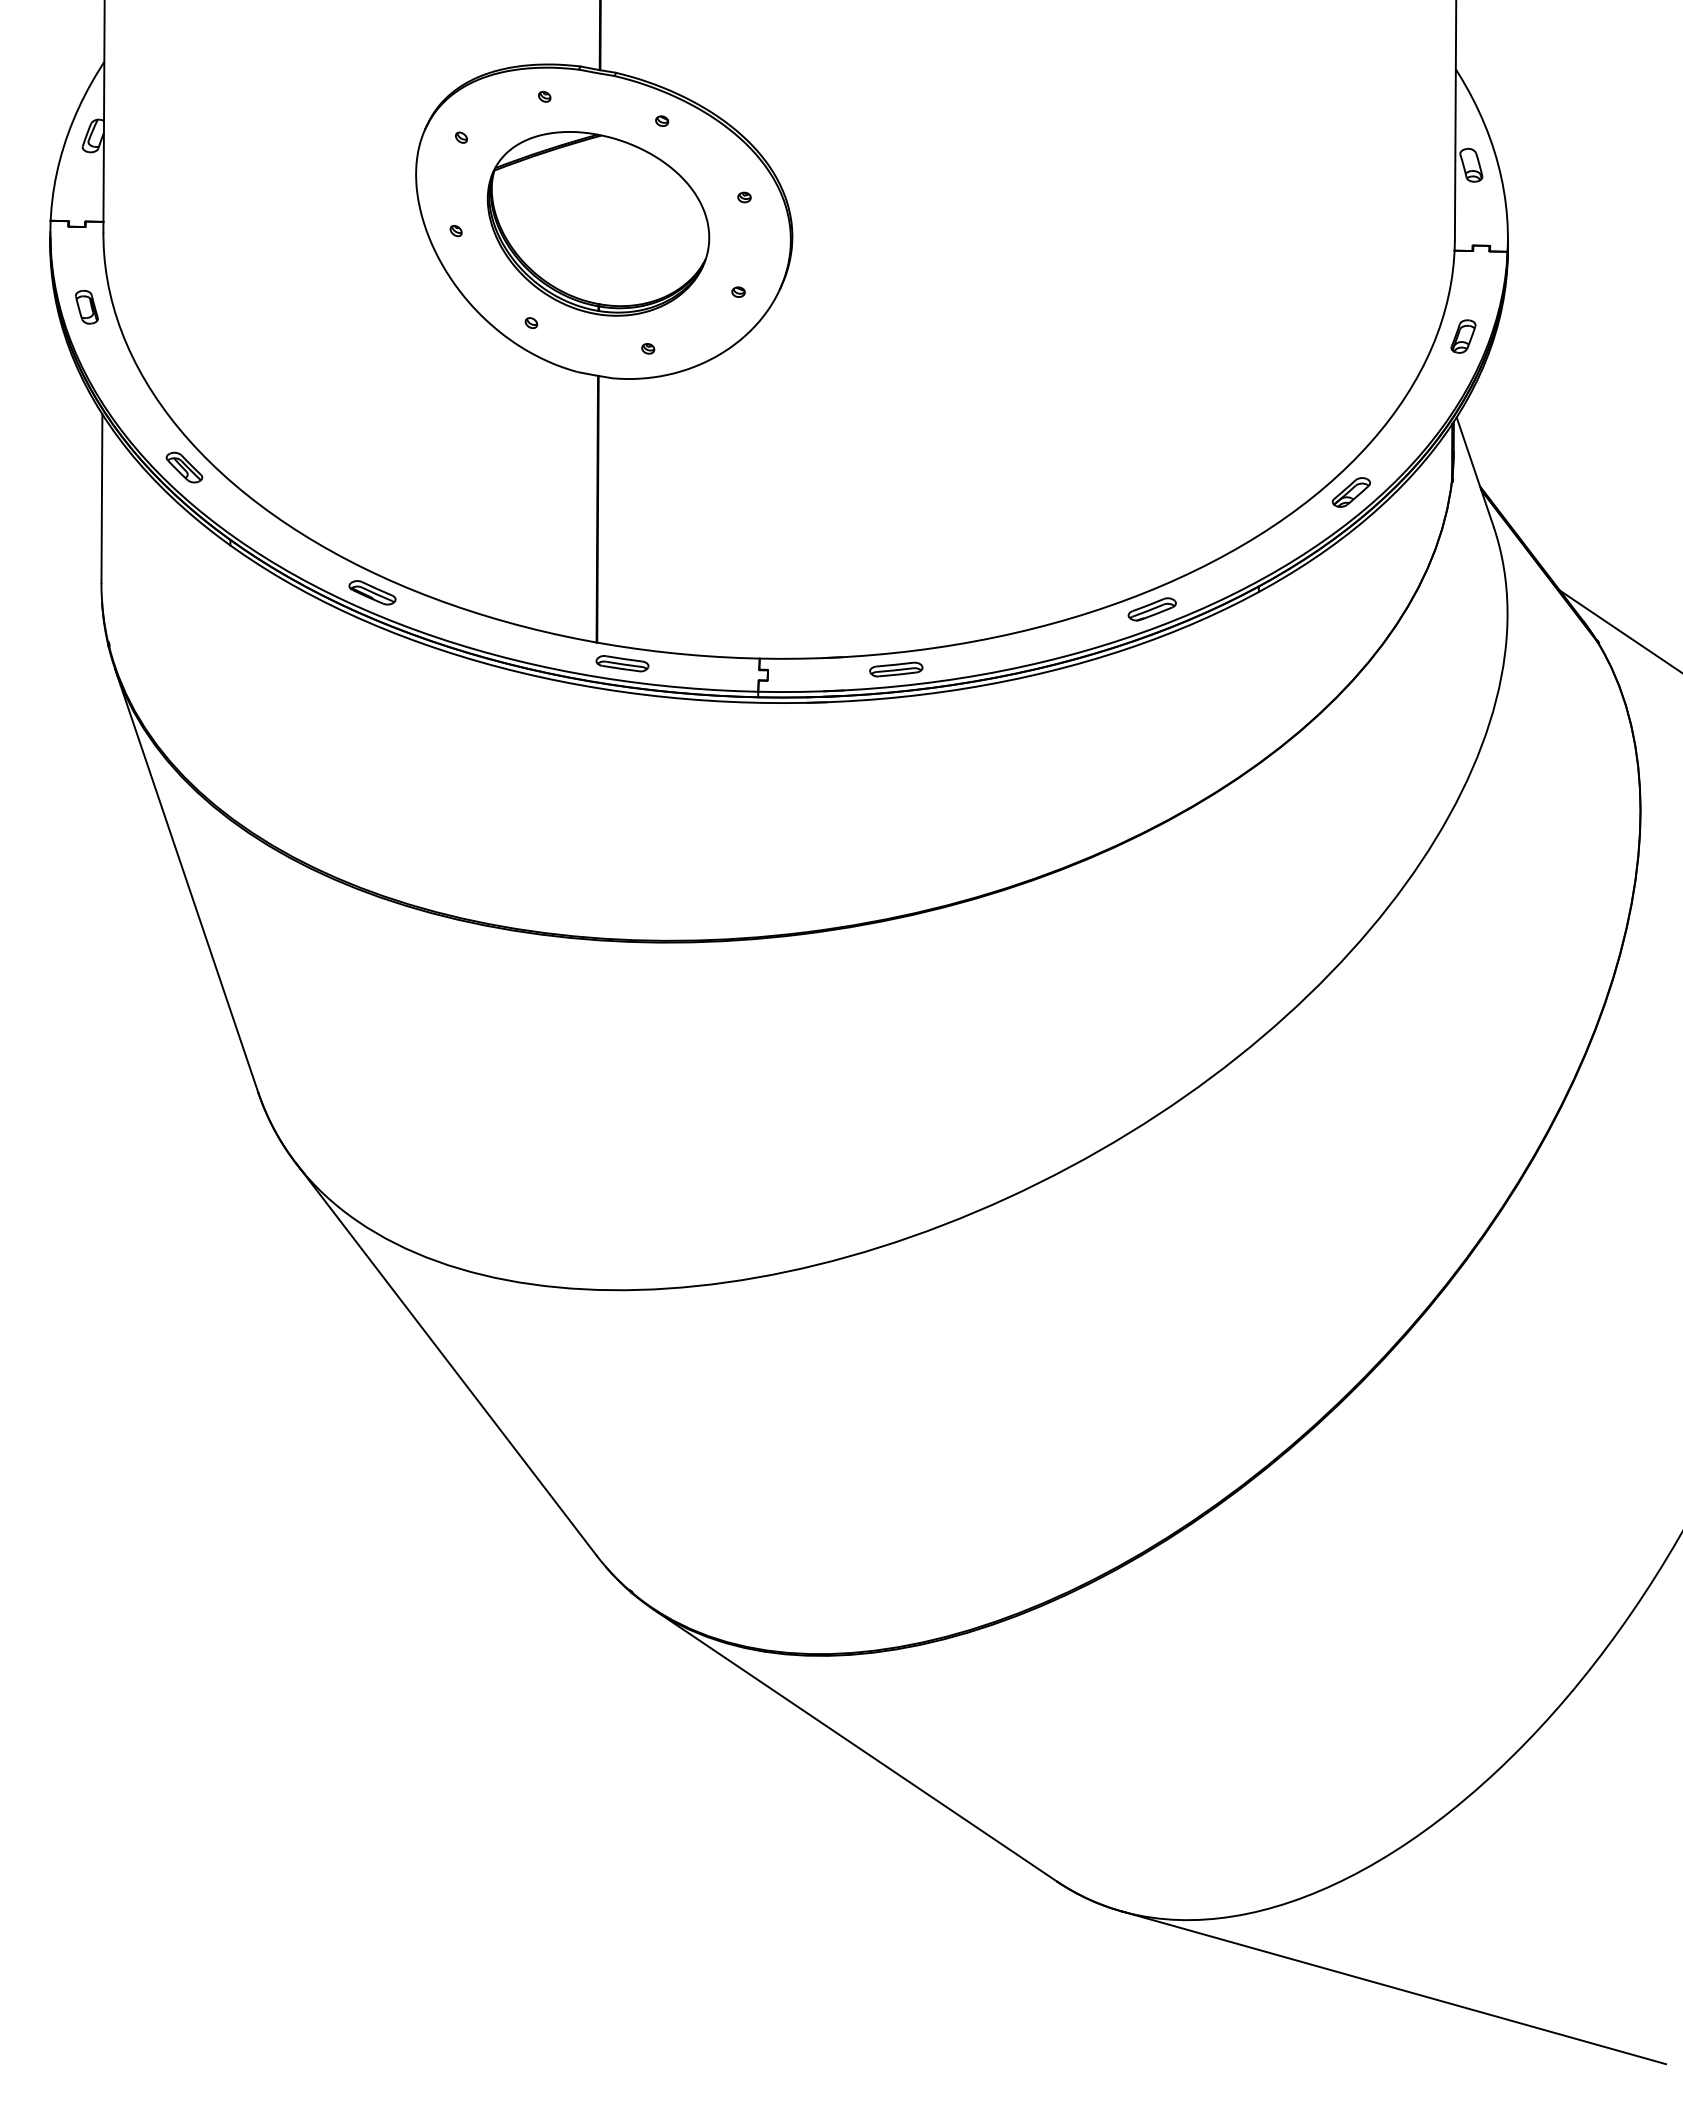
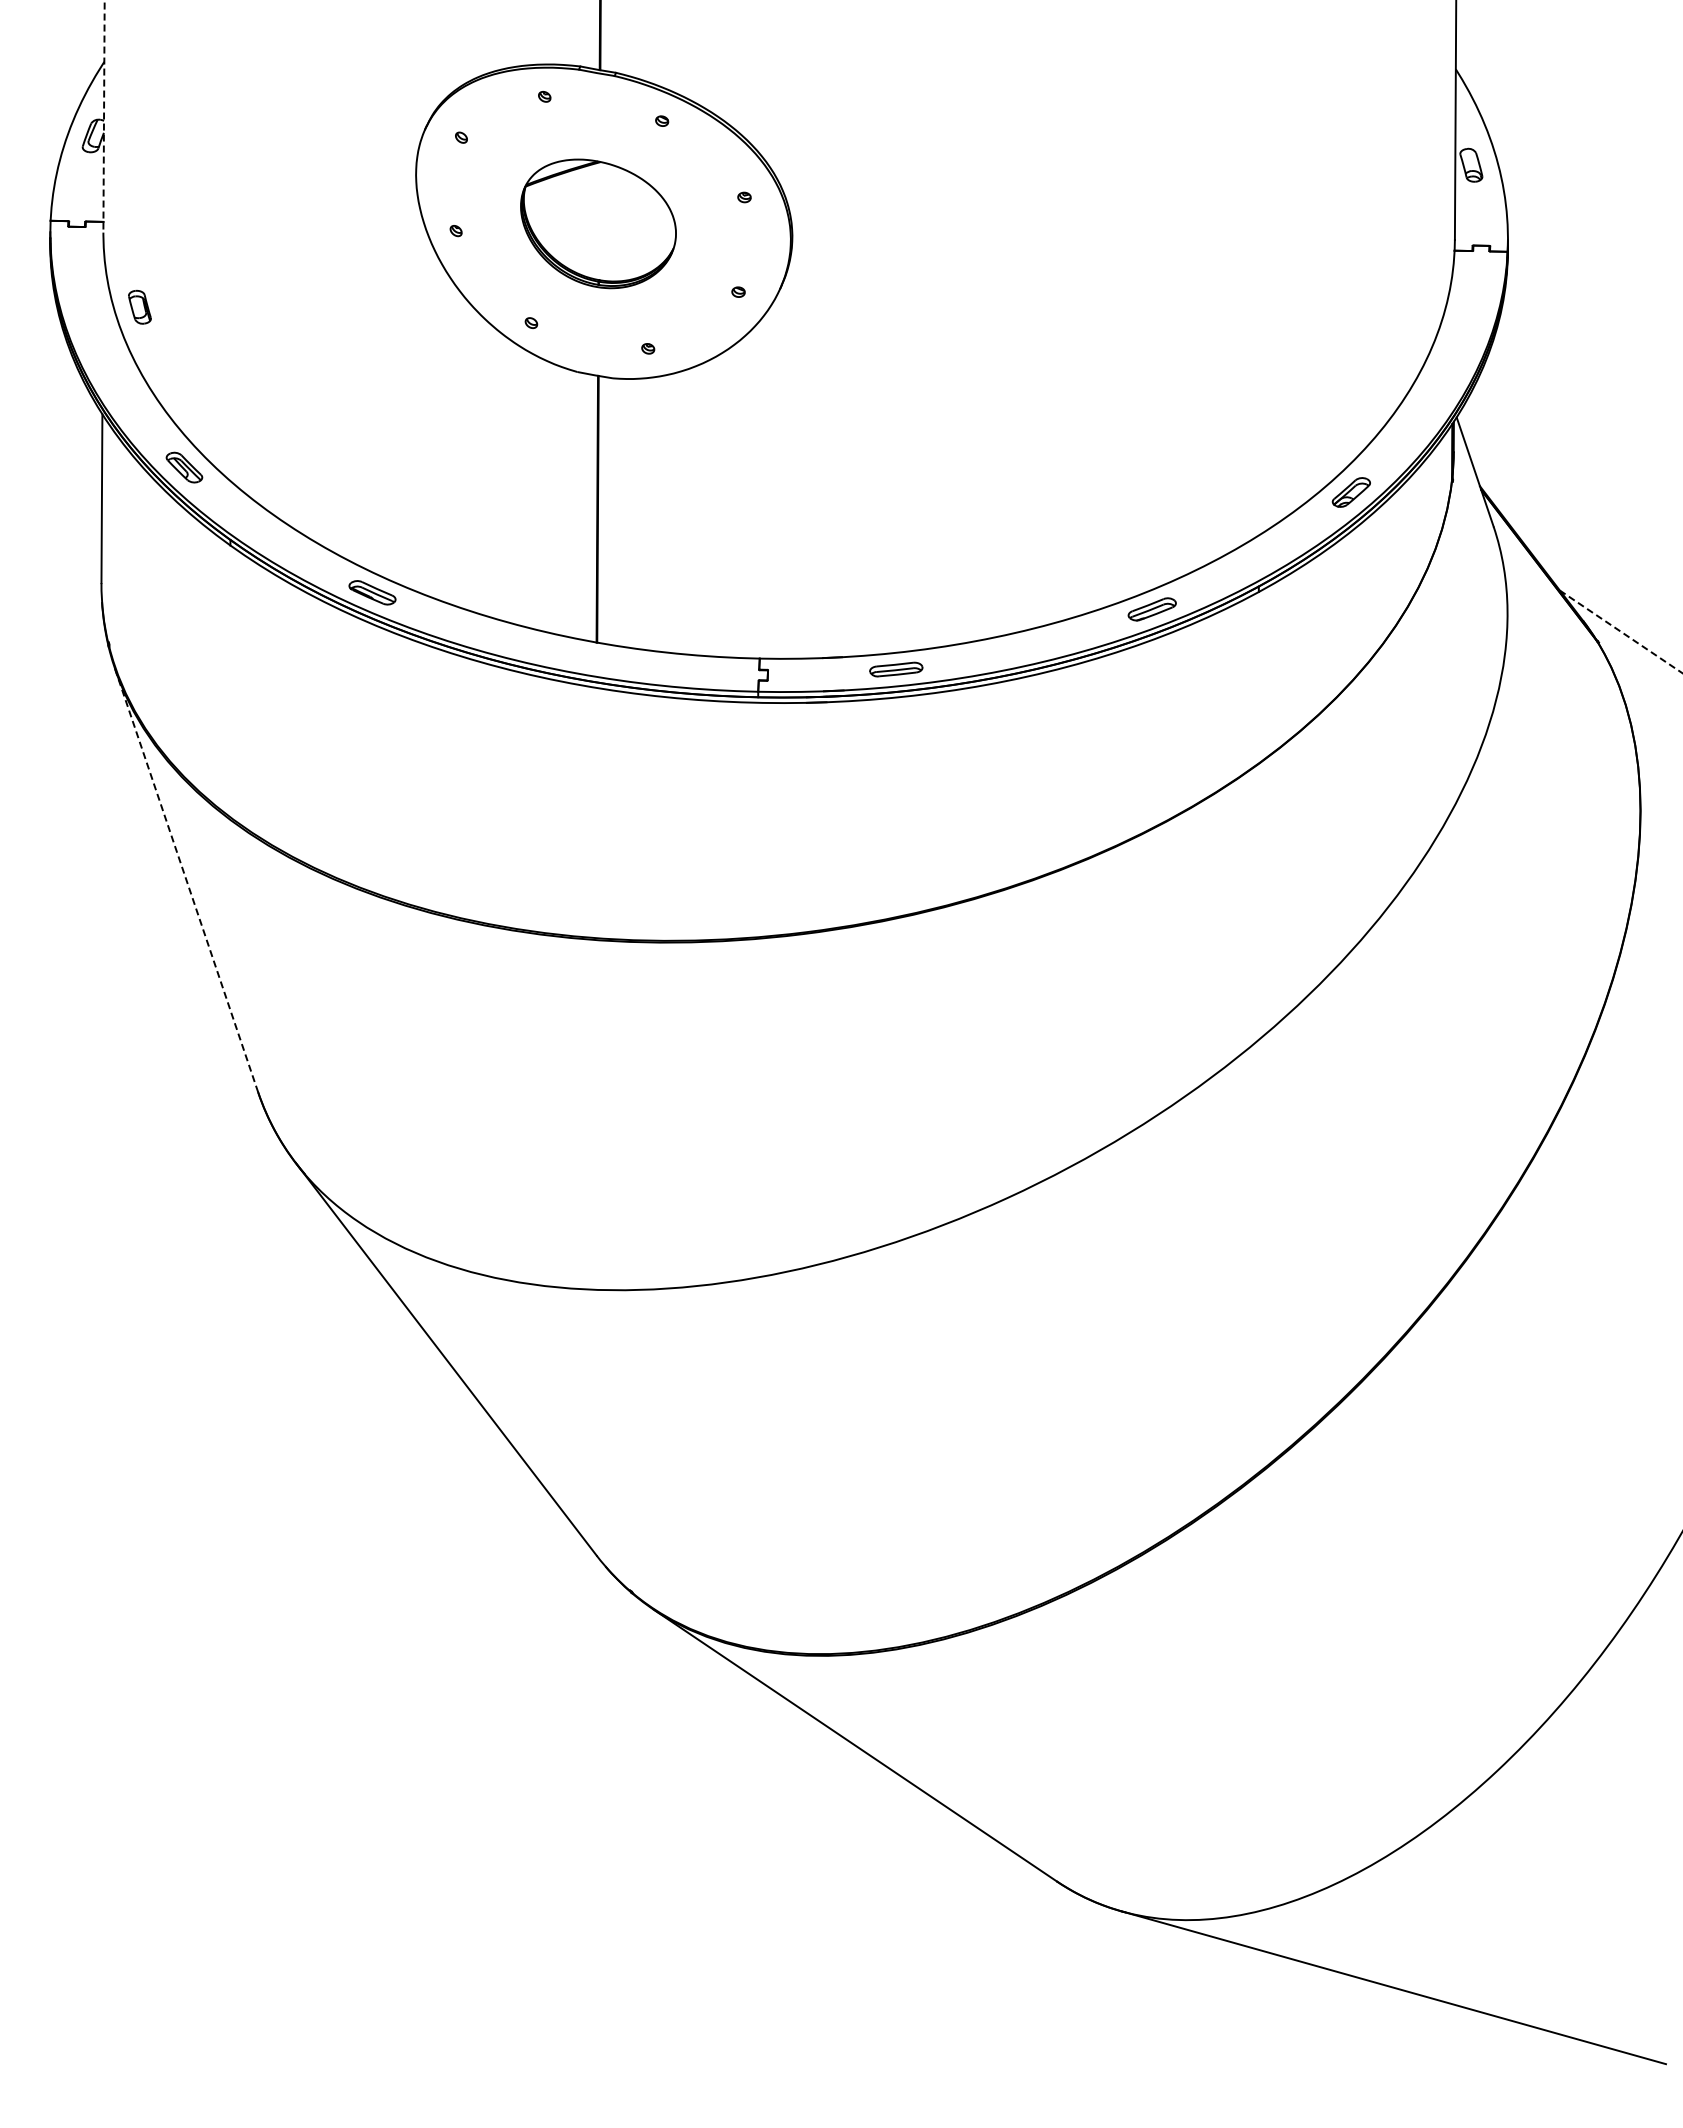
line: solid -> dashed (104, 116)
part size: 225x186 px -> 157x132 px (598, 223)
part position: (86, 306) -> (139, 306) (139, 306)
part: present -> none (1463, 336)
line: solid -> dashed (1621, 631)
part: present -> none (622, 663)
line: solid -> dashed (186, 880)
